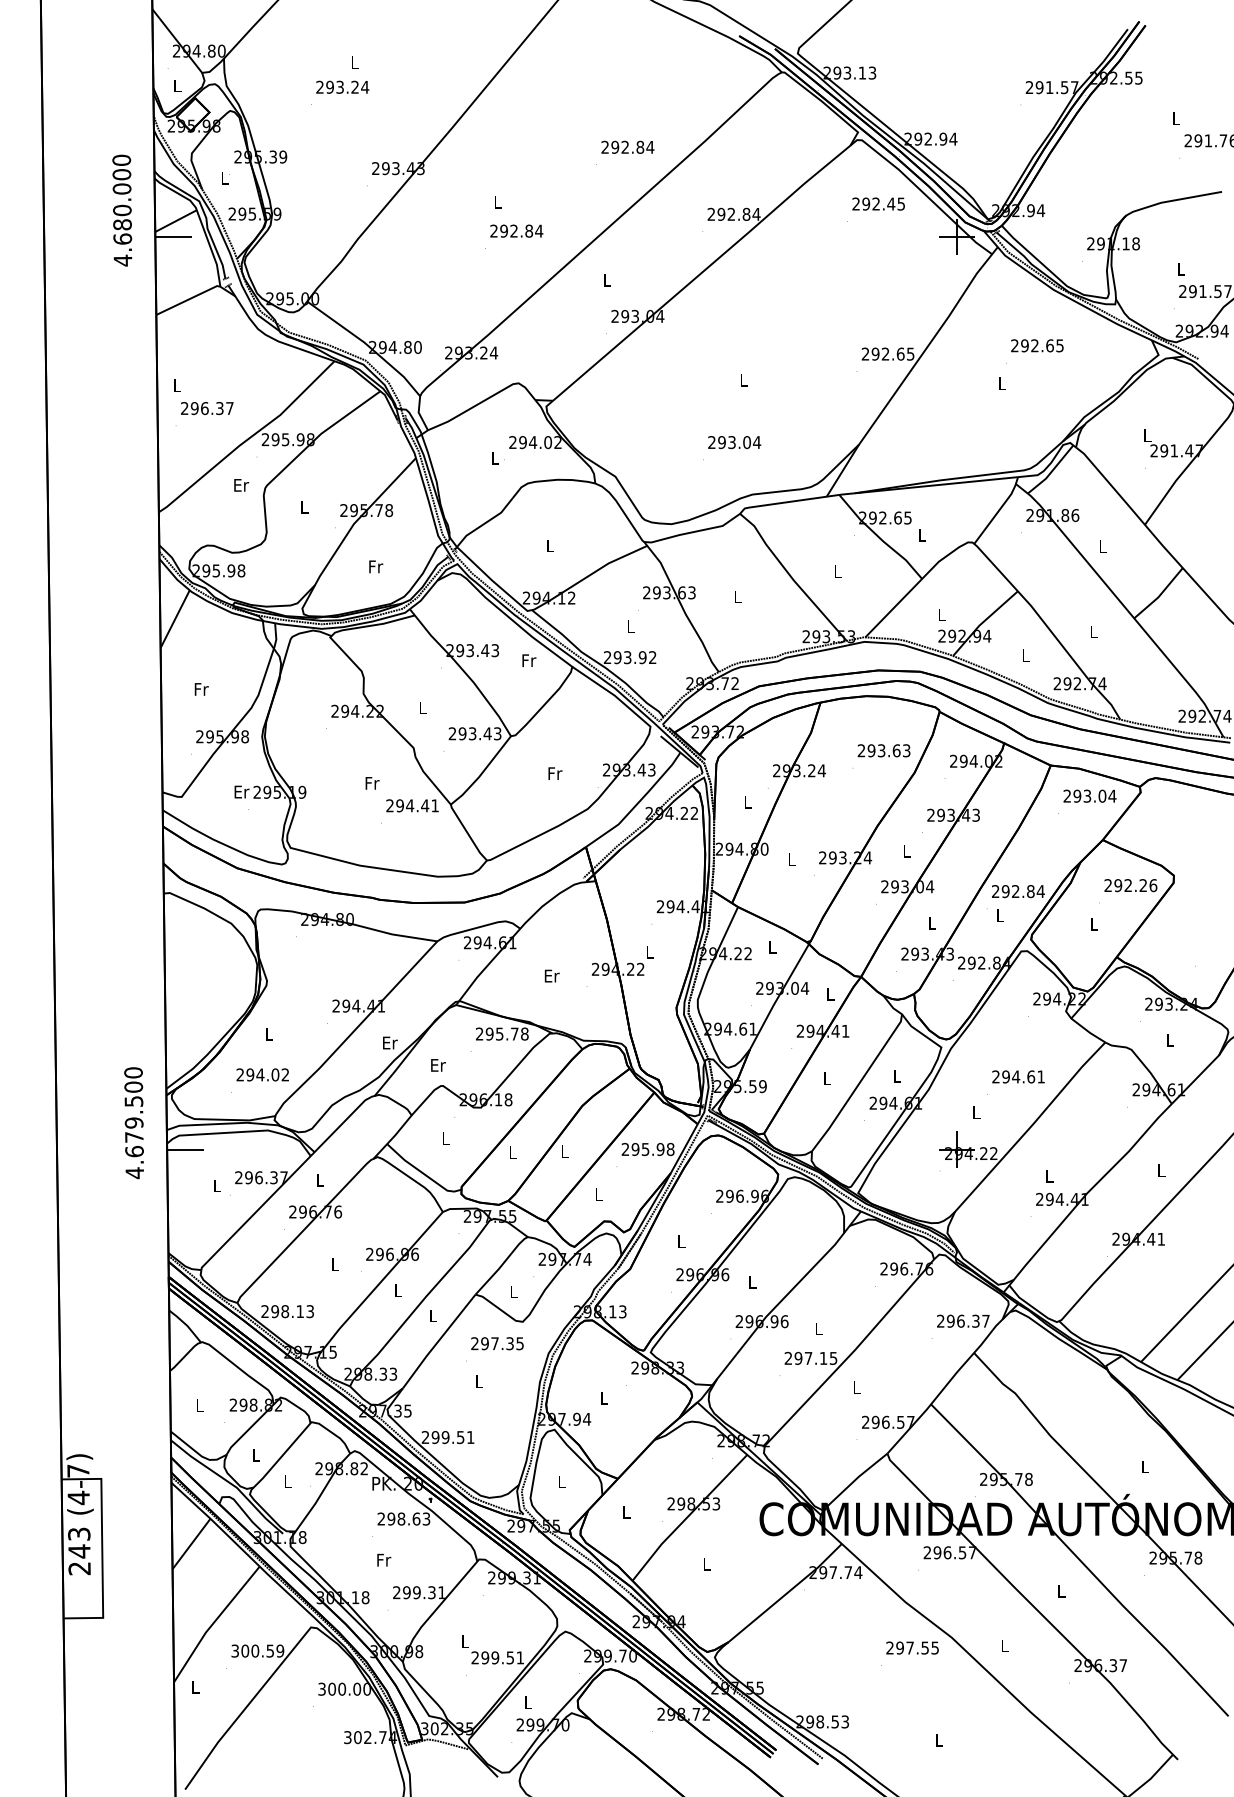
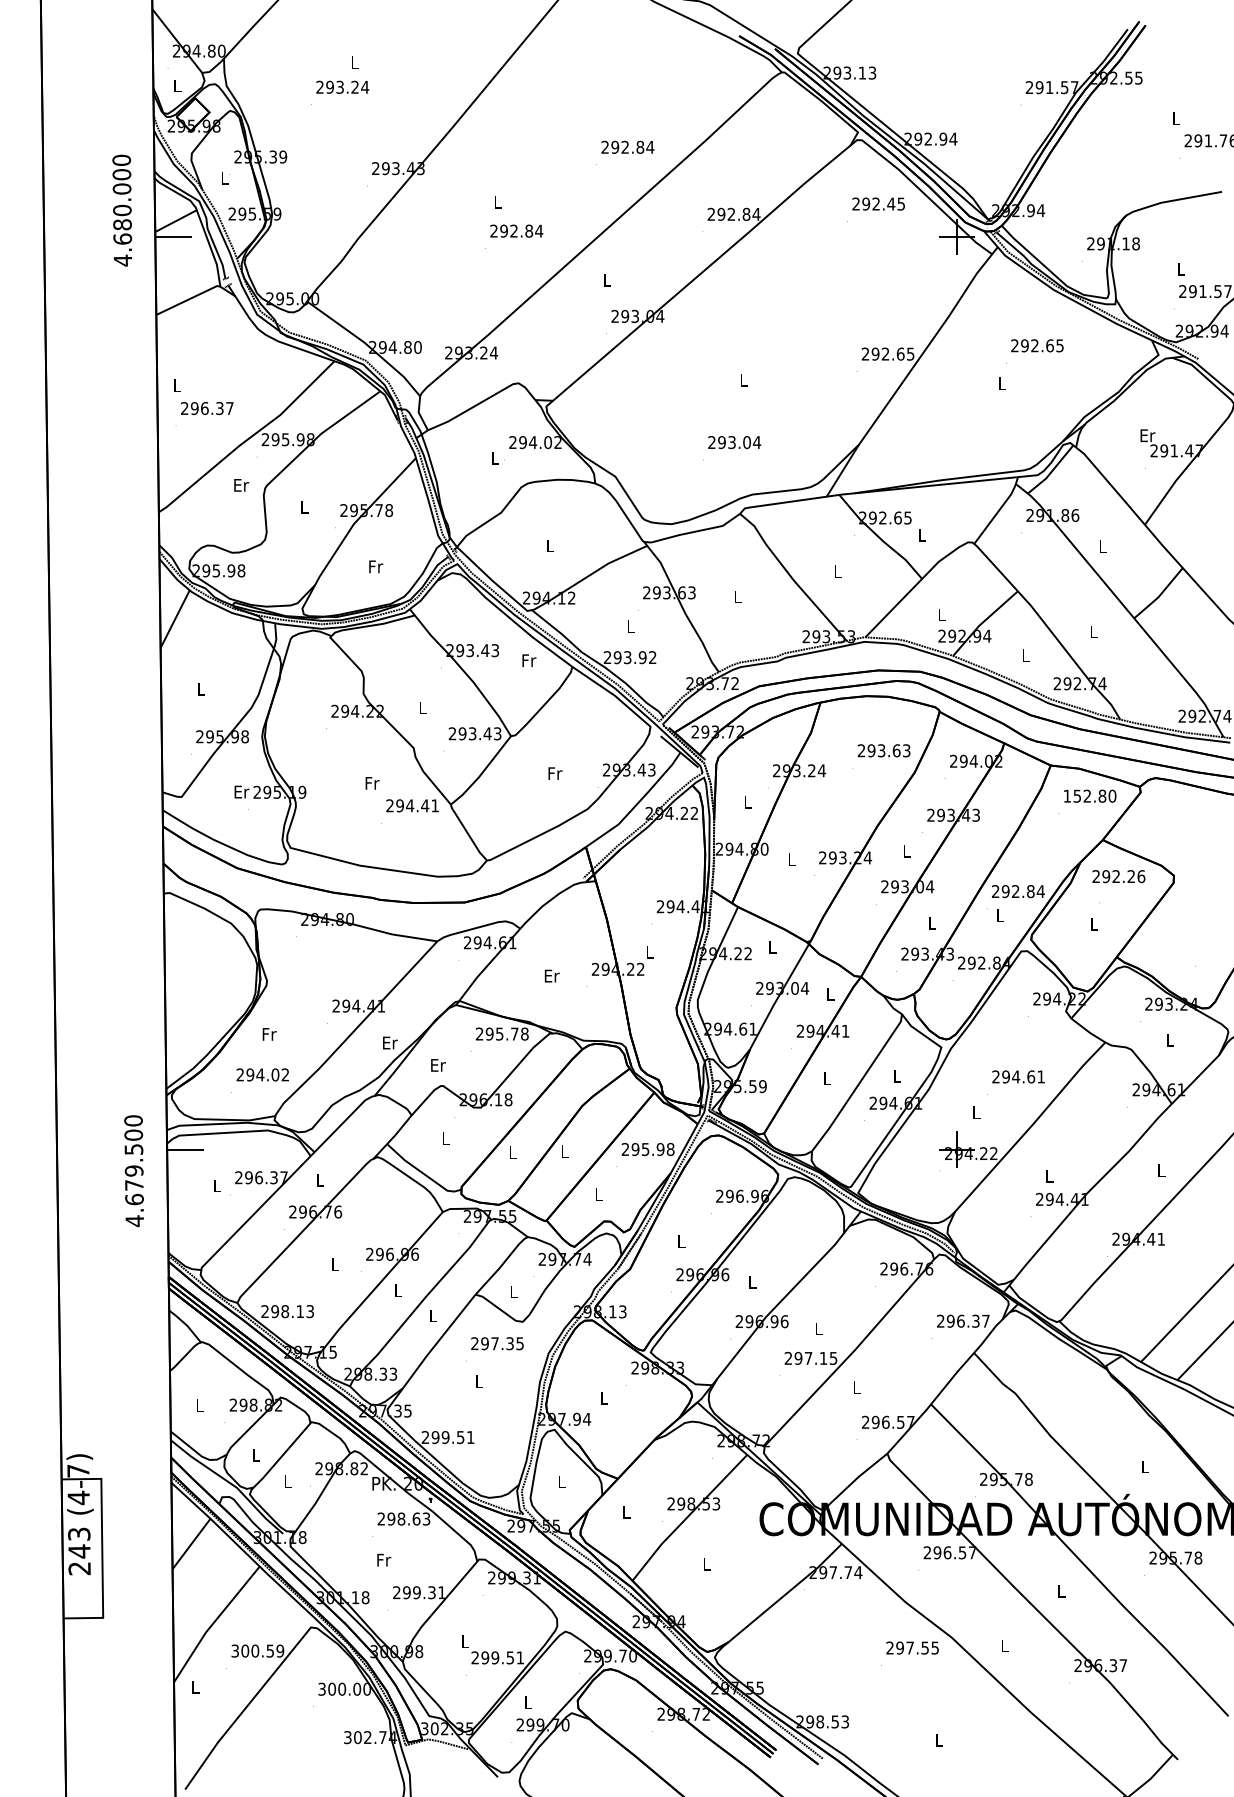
text: L -> Er (1147, 435)
text: Fr -> L (201, 689)
text: 293.04 -> 152.80 (1089, 795)
text position: (1130, 885) -> (1118, 876) (1118, 876)
text: L -> Fr (269, 1034)
text position: (133, 1123) -> (133, 1171) (133, 1171)
